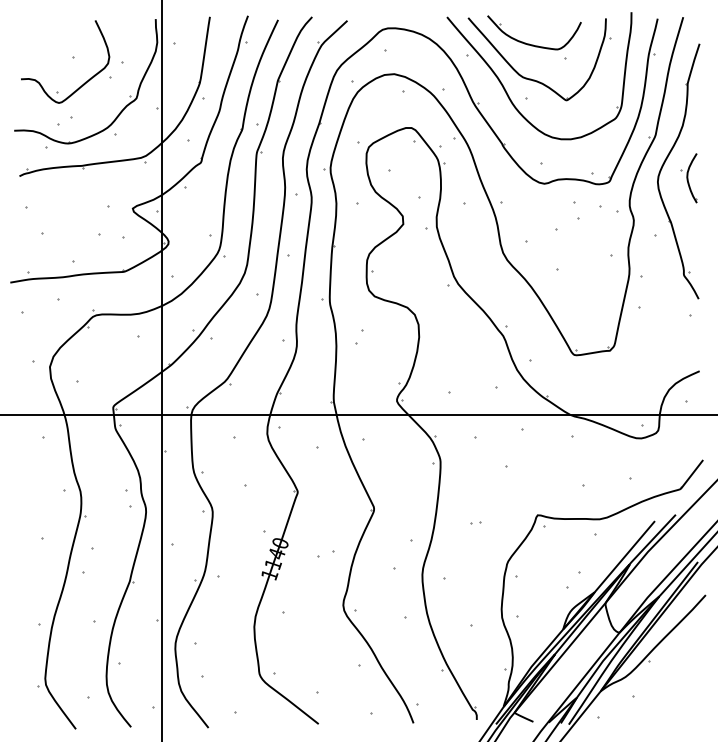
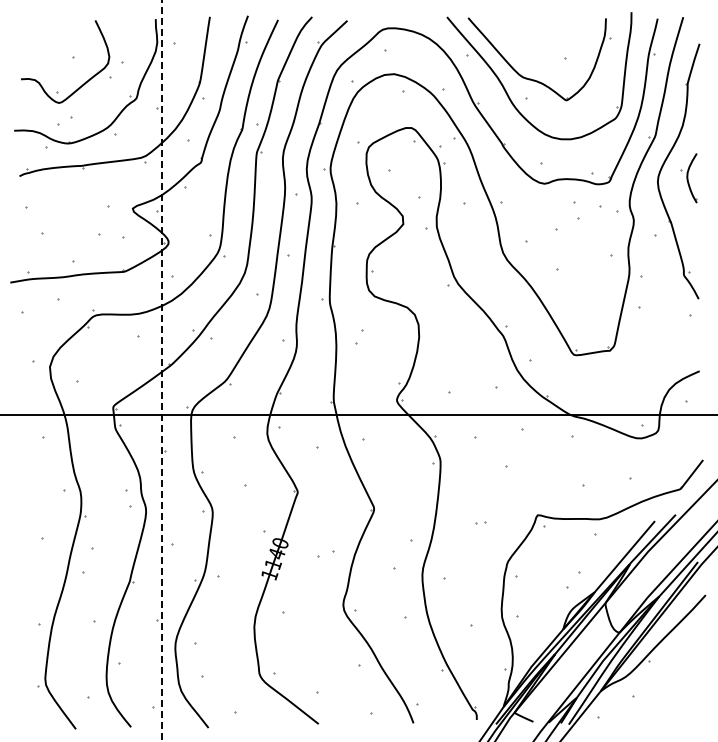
part: present -> none (533, 44)
line: solid -> dashed (162, 370)
part position: (475, 522) -> (480, 522) (480, 522)
